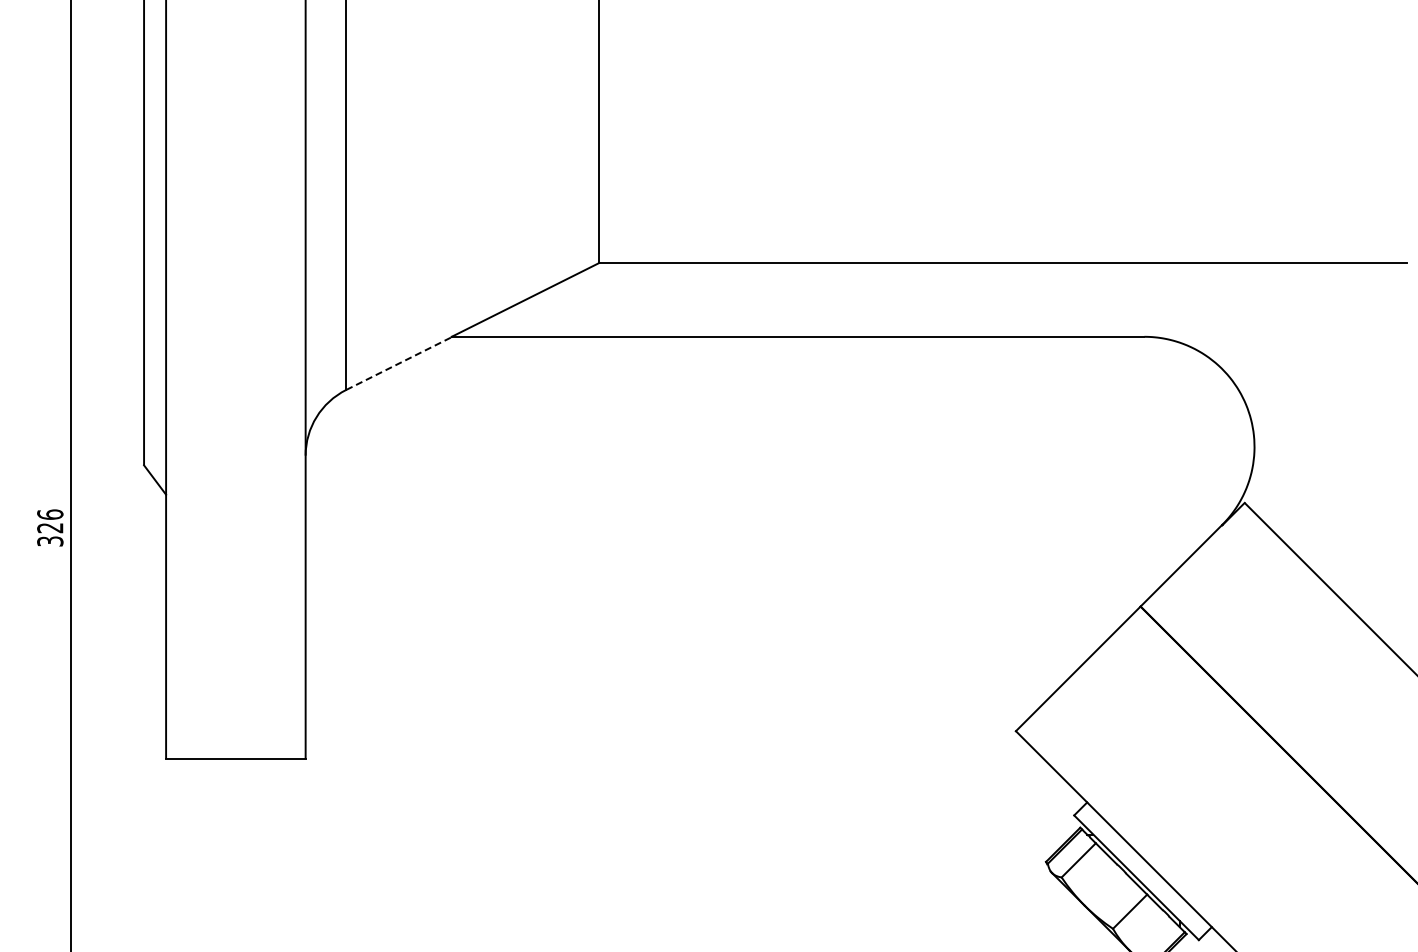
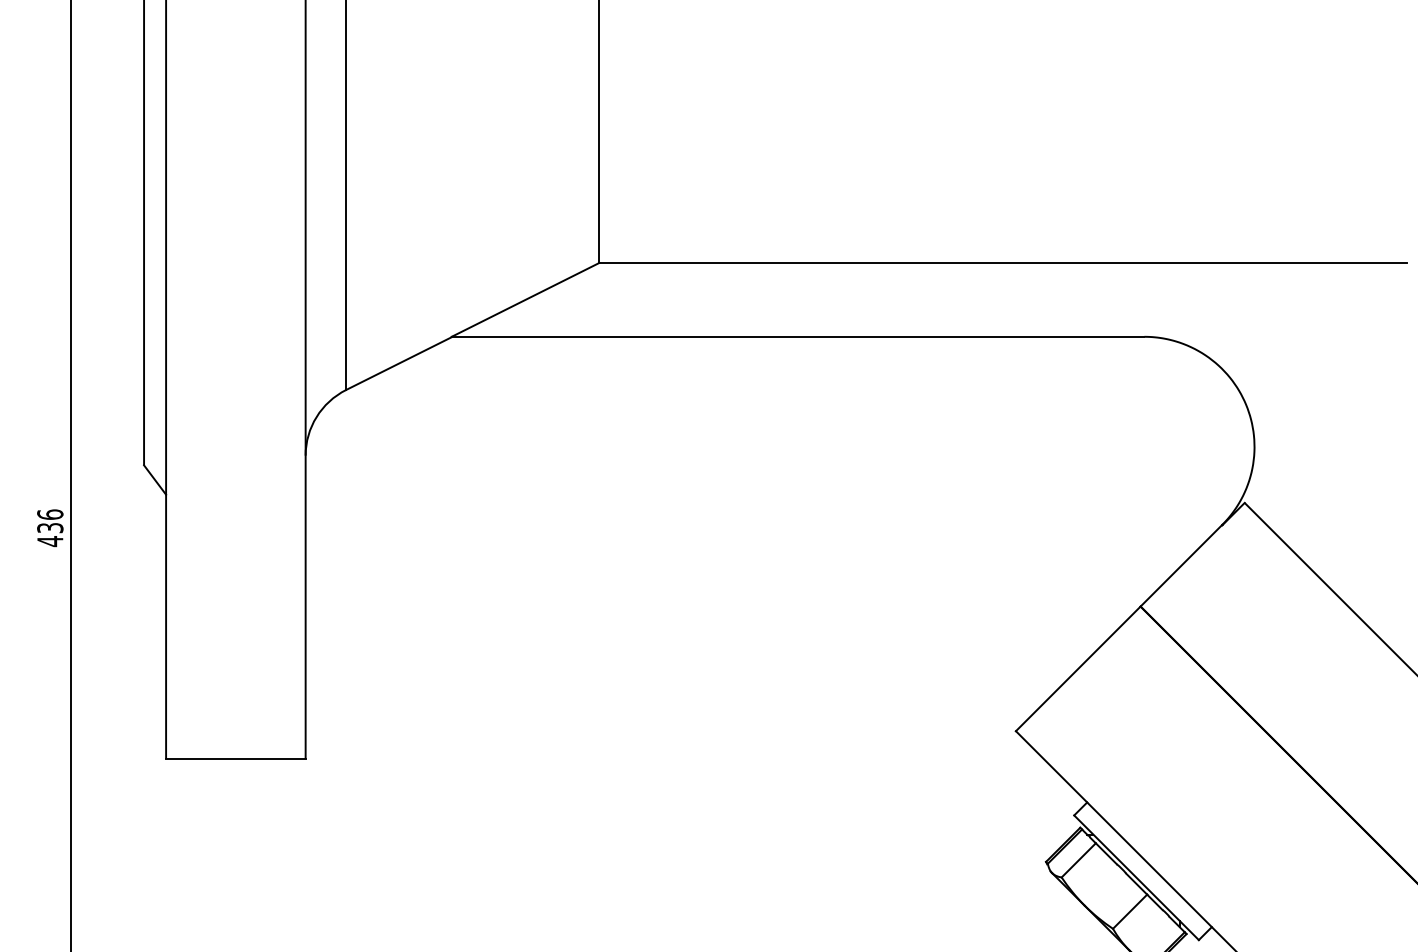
line: dashed -> solid (399, 363)
text: 326 -> 436 (50, 535)
